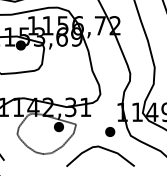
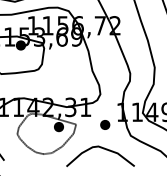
part position: (110, 131) -> (105, 124) (105, 124)
